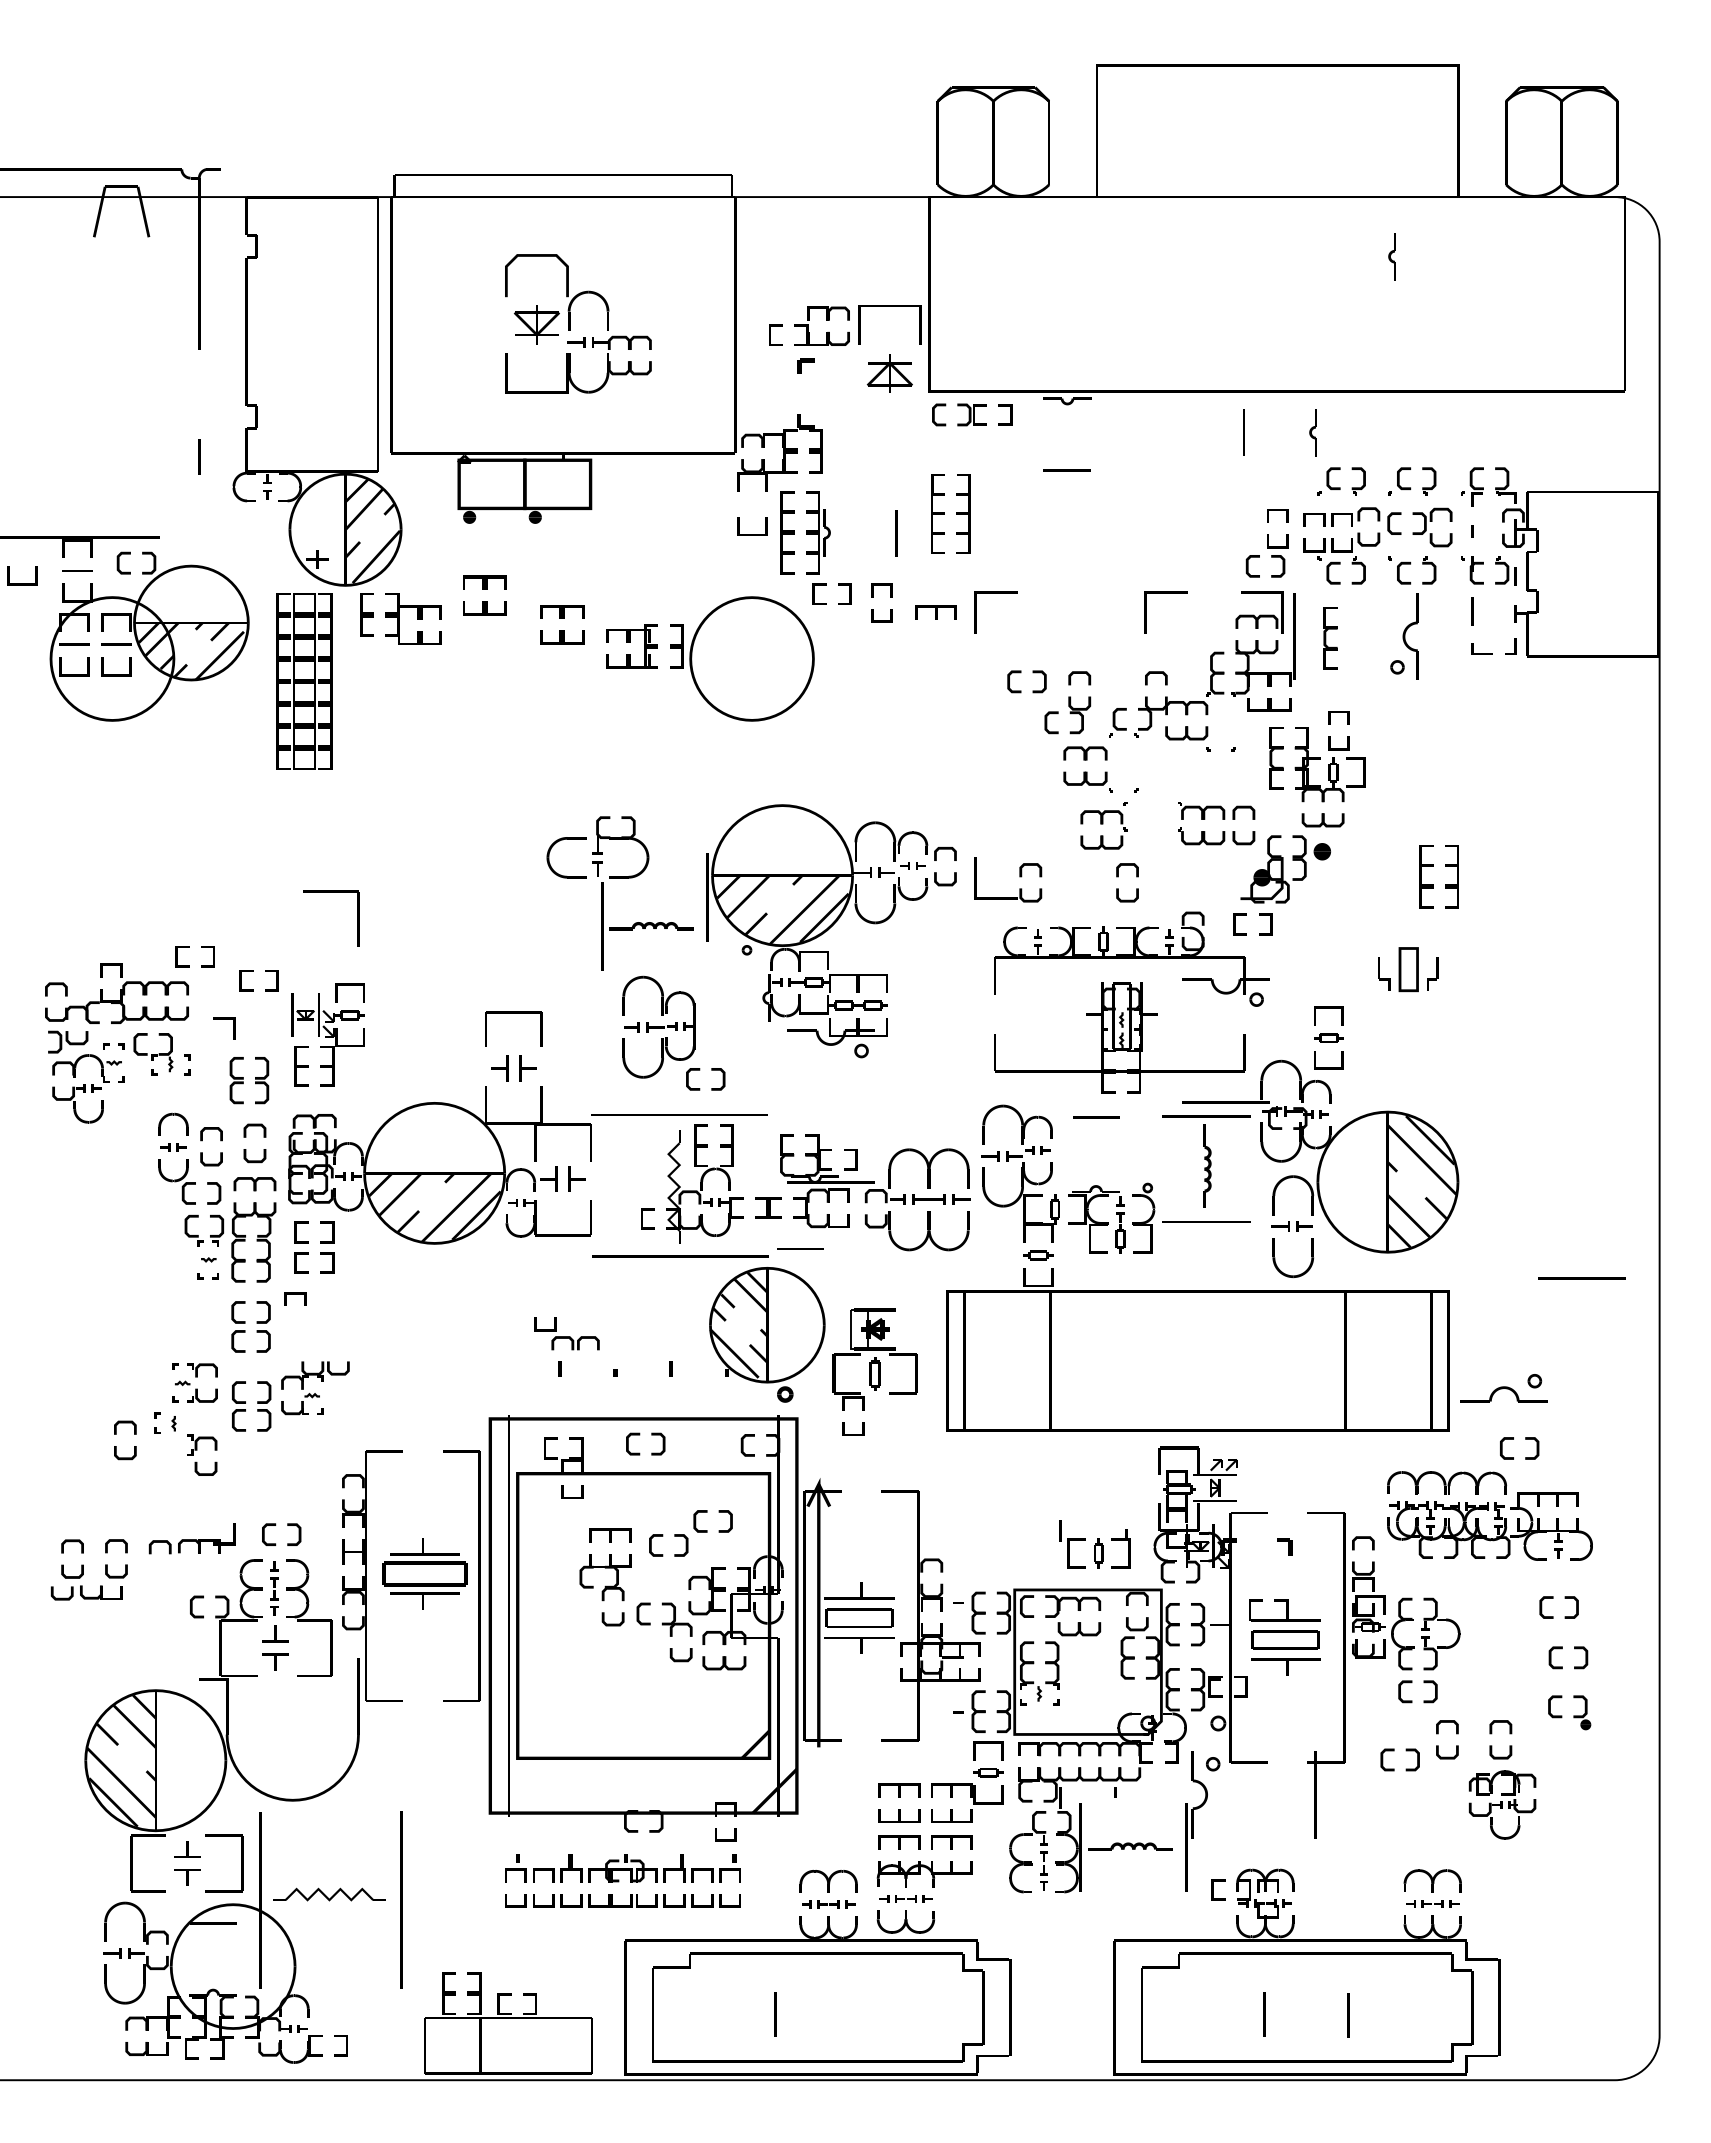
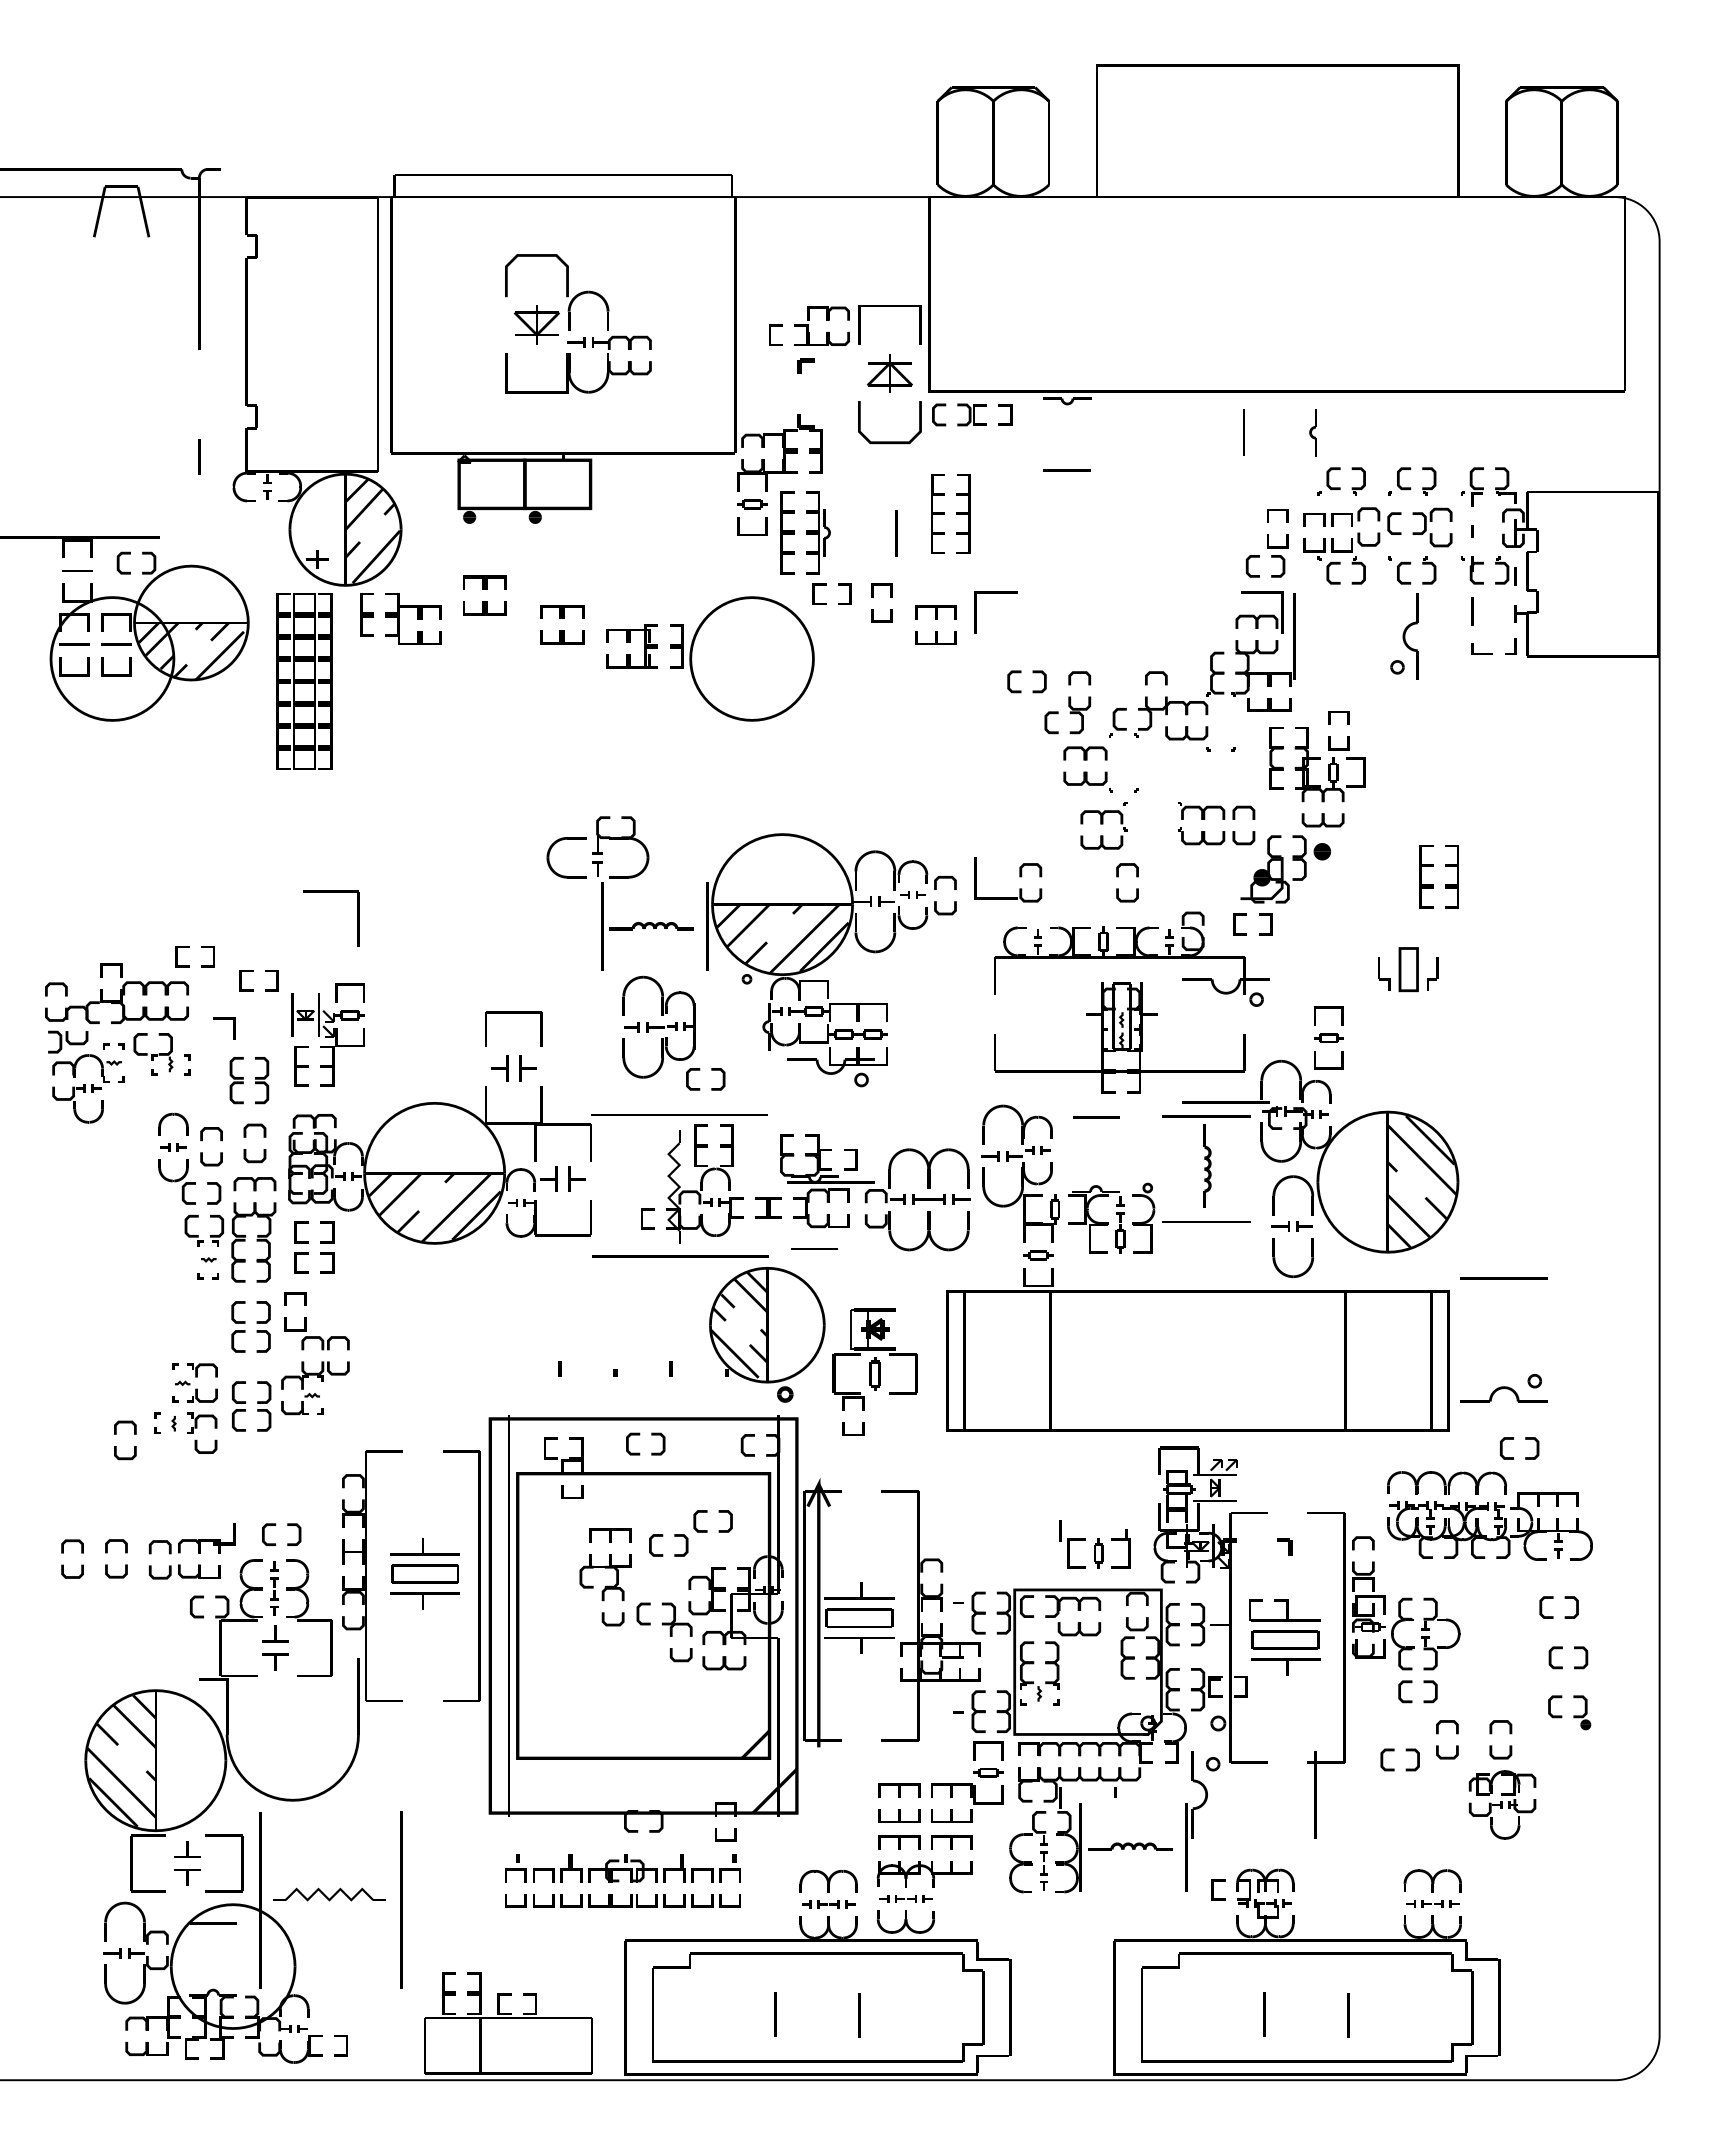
part: present -> none (1391, 256)
curve: none -> present (889, 441)
part: none -> present (752, 504)
part: present -> none (22, 583)
line: present -> none (1165, 593)
part: none -> present (935, 637)
part: present -> none (1330, 638)
part position: (831, 931) -> (831, 960) (831, 960)
line position: (800, 1248) -> (814, 1248) (814, 1248)
line position: (1581, 1278) -> (1503, 1278) (1503, 1278)
part position: (566, 1333) -> (316, 1333) (316, 1333)
part position: (197, 1450) -> (197, 1428) (197, 1428)
part size: 86x26 px -> 68x20 px (424, 1573)
part position: (86, 1592) -> (184, 1571) (184, 1571)
line: none -> present (859, 2015)
